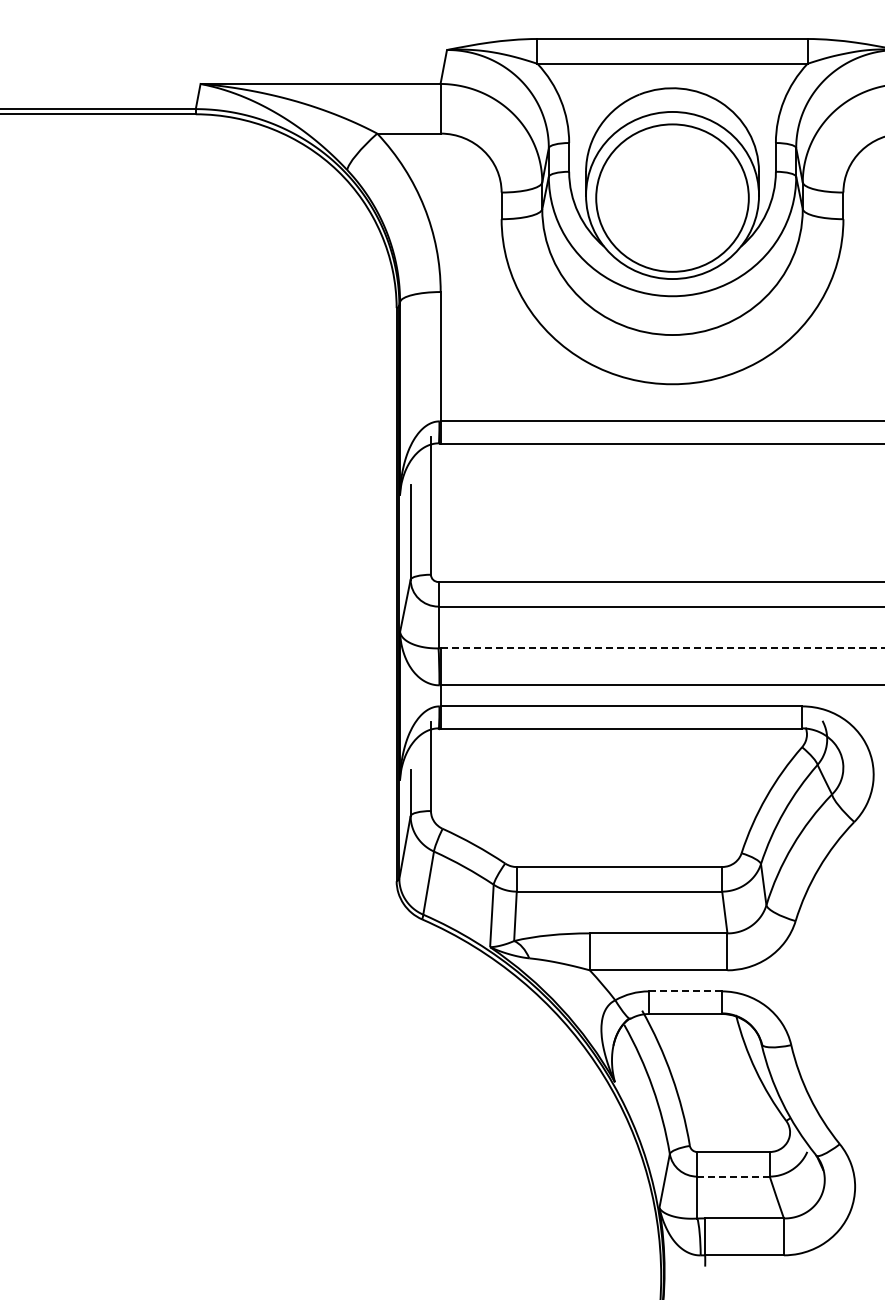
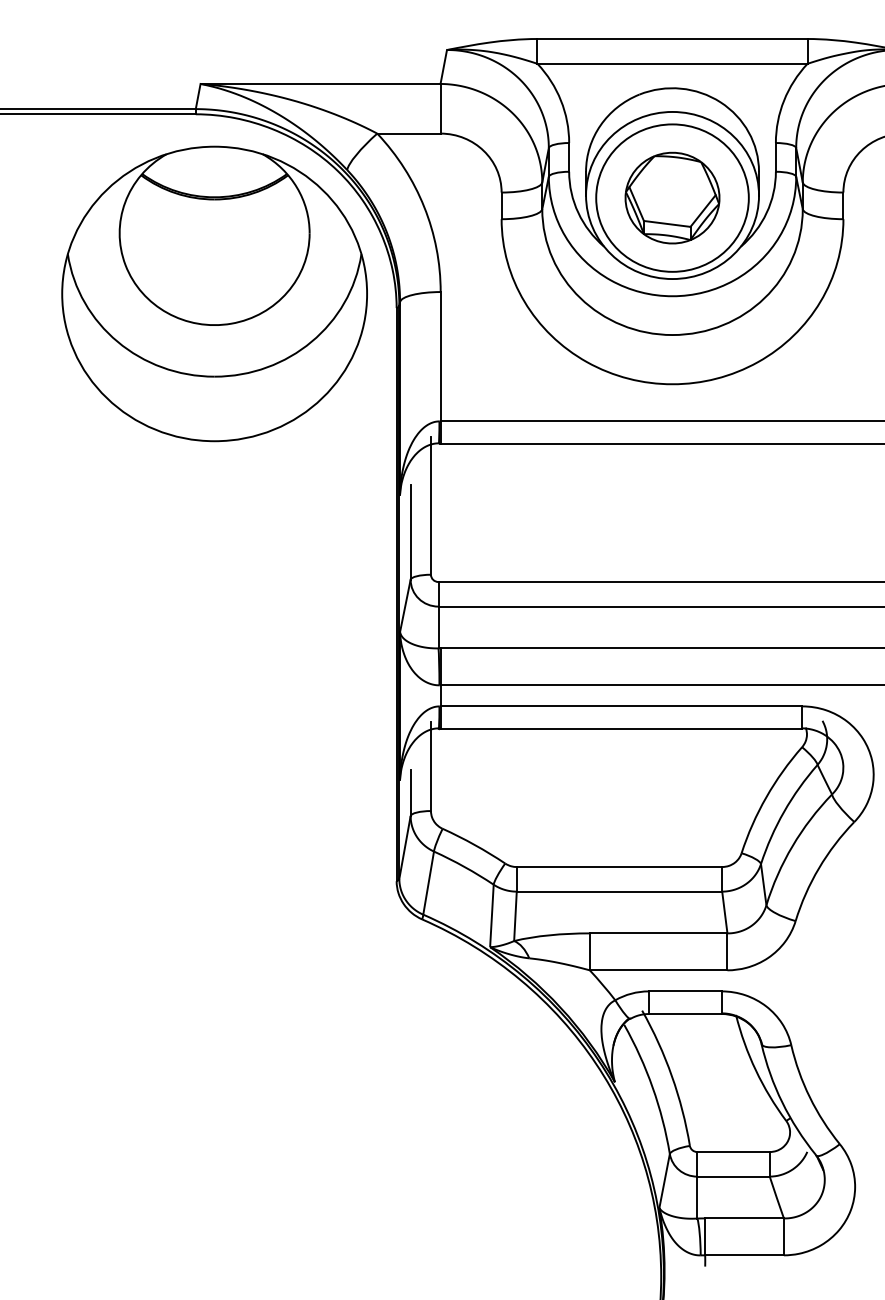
part: none -> present (672, 197)
part: none -> present (214, 293)
line: dashed -> solid (662, 648)
line: dashed -> solid (685, 991)
line: dashed -> solid (733, 1176)
